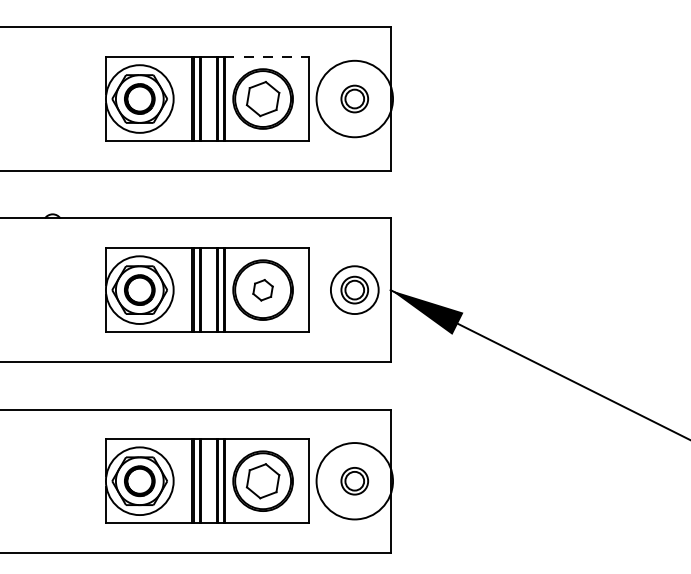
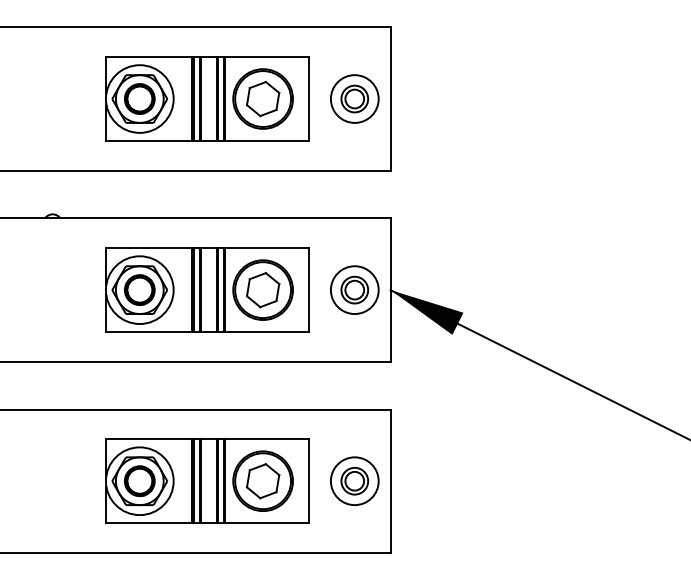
line: dashed -> solid (267, 57)
circle diameter: 76 px -> 48 px (354, 98)
part size: 22x23 px -> 36x37 px (262, 290)
circle diameter: 76 px -> 48 px (354, 481)
